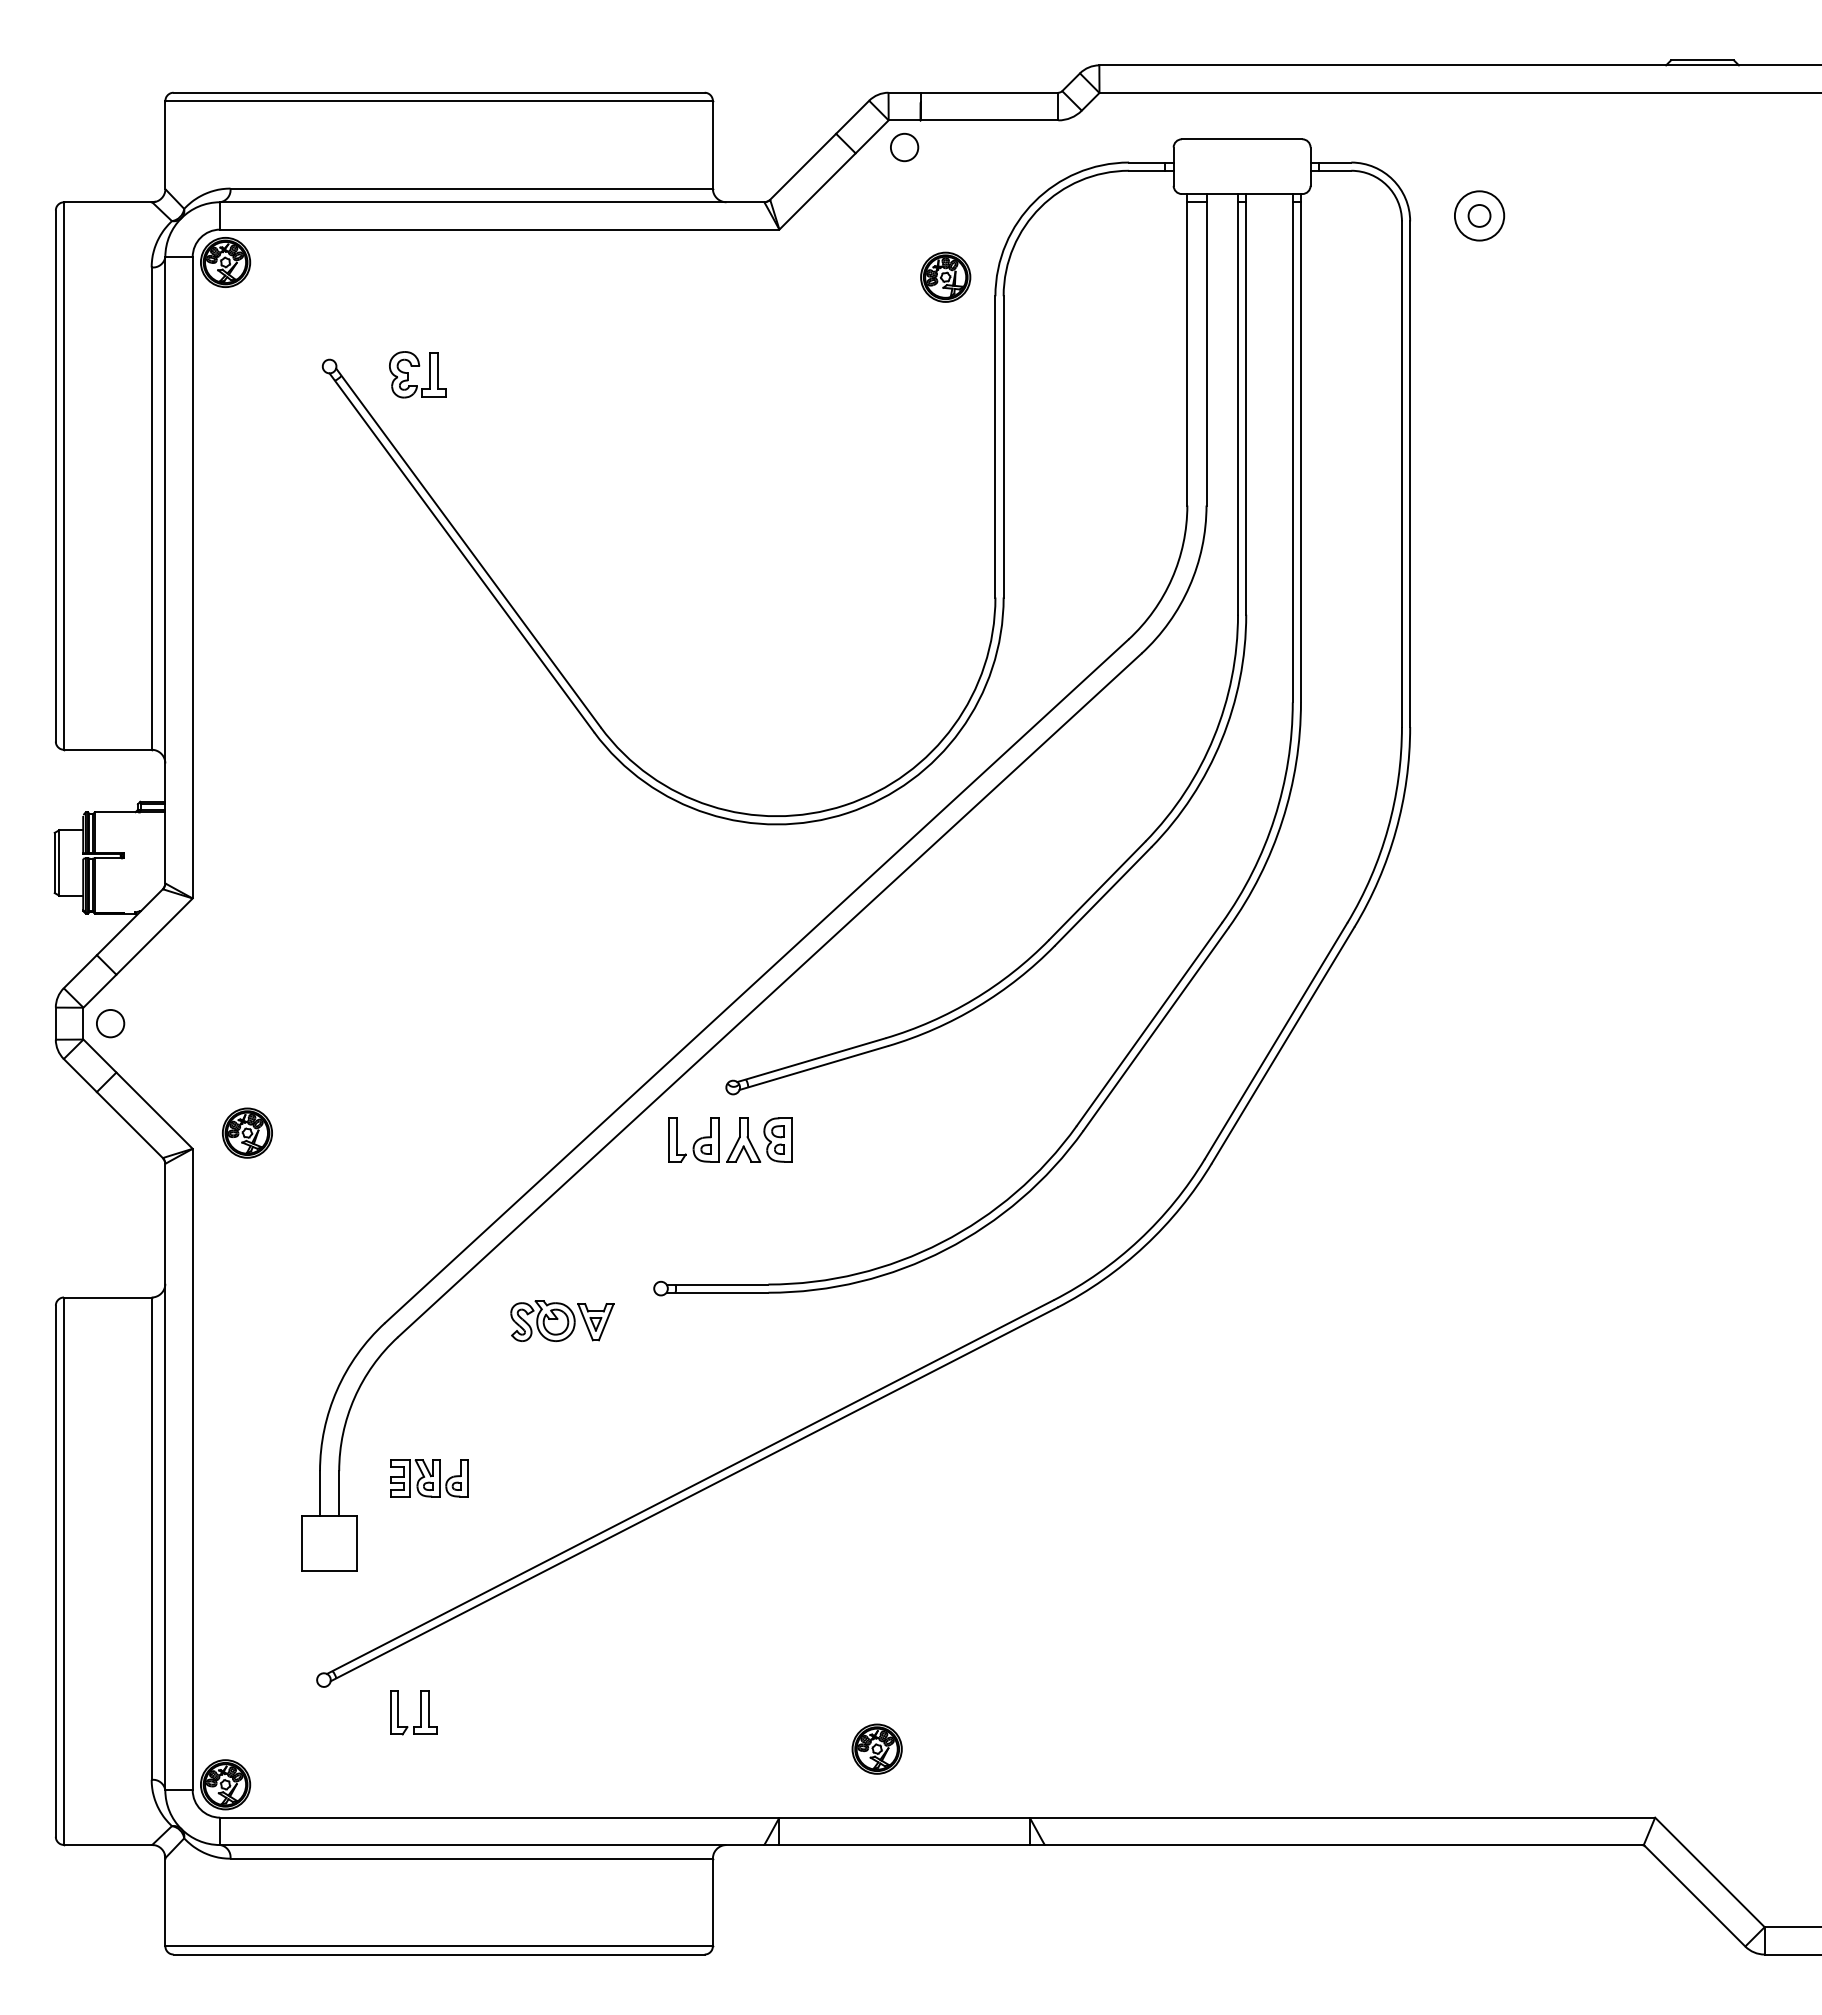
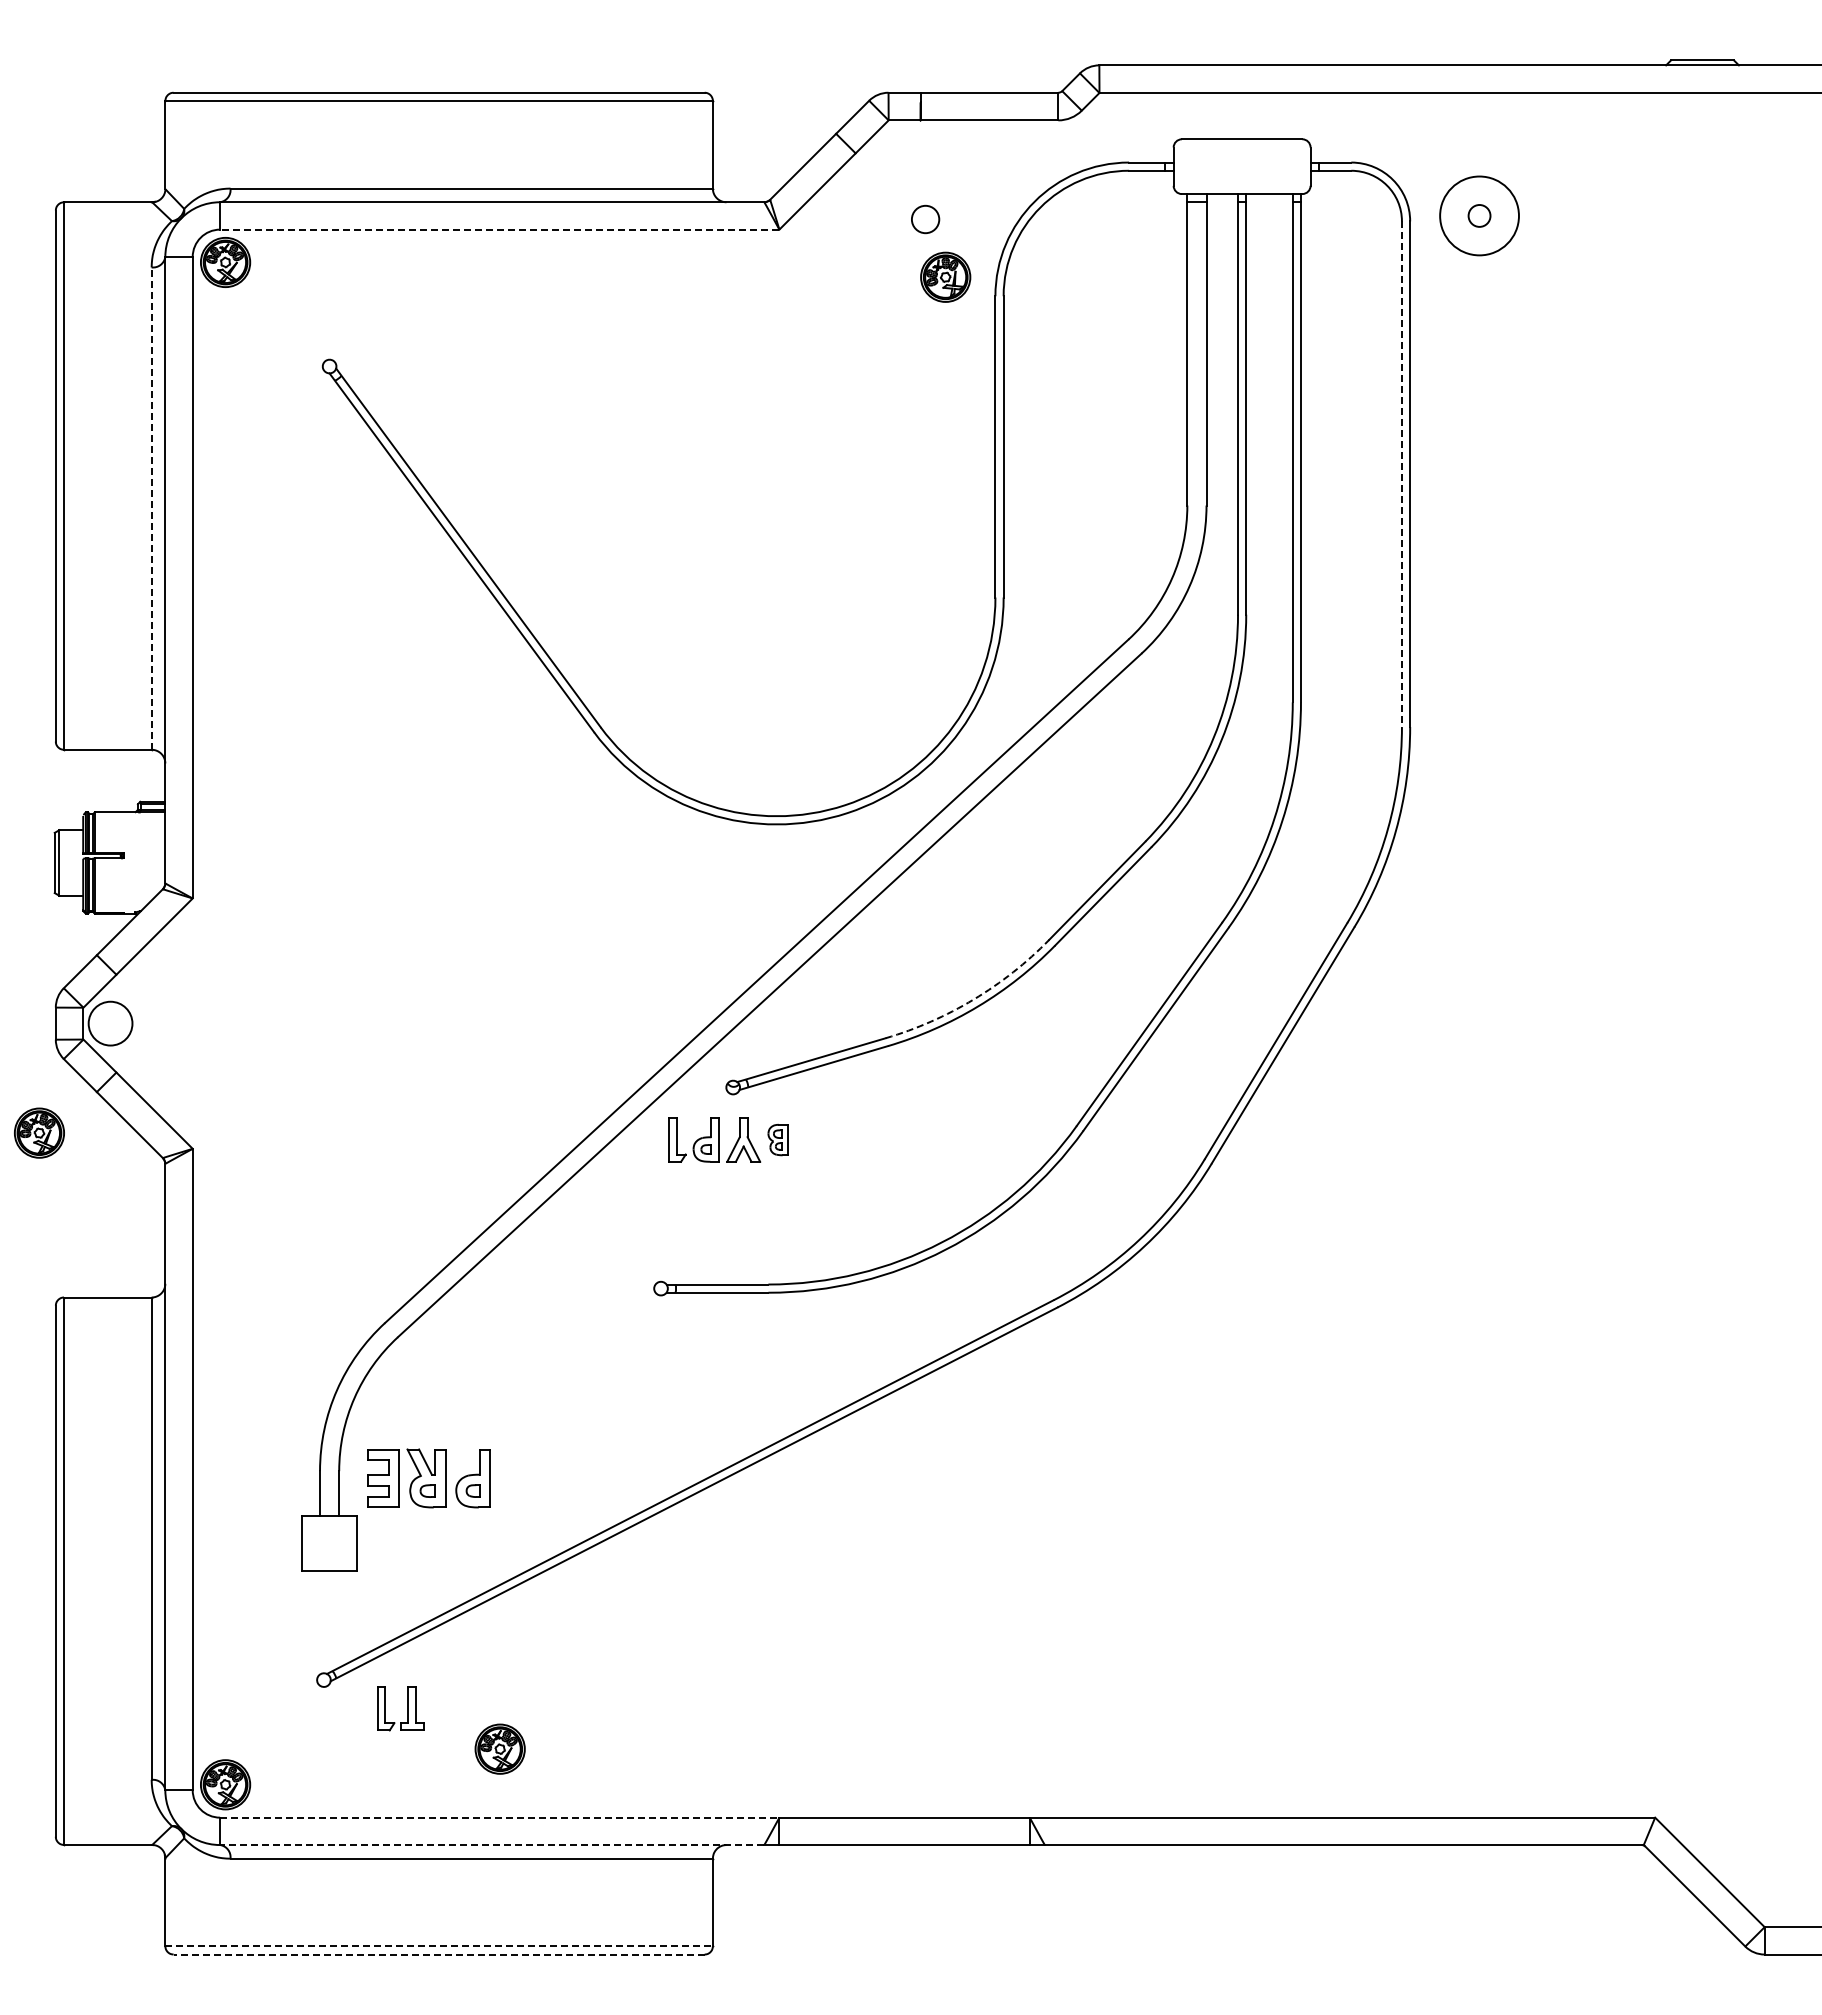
circle position: (904, 147) -> (925, 219) (925, 219)
circle diameter: 49 px -> 79 px (1479, 215)
line: solid -> dashed (499, 229)
part: present -> none (417, 366)
line: solid -> dashed (1401, 474)
line: solid -> dashed (151, 508)
arc: solid -> dashed (973, 999)
circle diameter: 27 px -> 44 px (110, 1023)
part position: (247, 1132) -> (39, 1132) (39, 1132)
part size: 30x46 px -> 22x33 px (777, 1140)
part: present -> none (562, 1320)
part size: 79x39 px -> 124x61 px (428, 1478)
part position: (420, 1712) -> (407, 1708) (407, 1708)
part position: (876, 1748) -> (499, 1748) (499, 1748)
line: solid -> dashed (499, 1817)
line: solid -> dashed (491, 1845)
line: solid -> dashed (439, 1946)
line: solid -> dashed (439, 1954)
